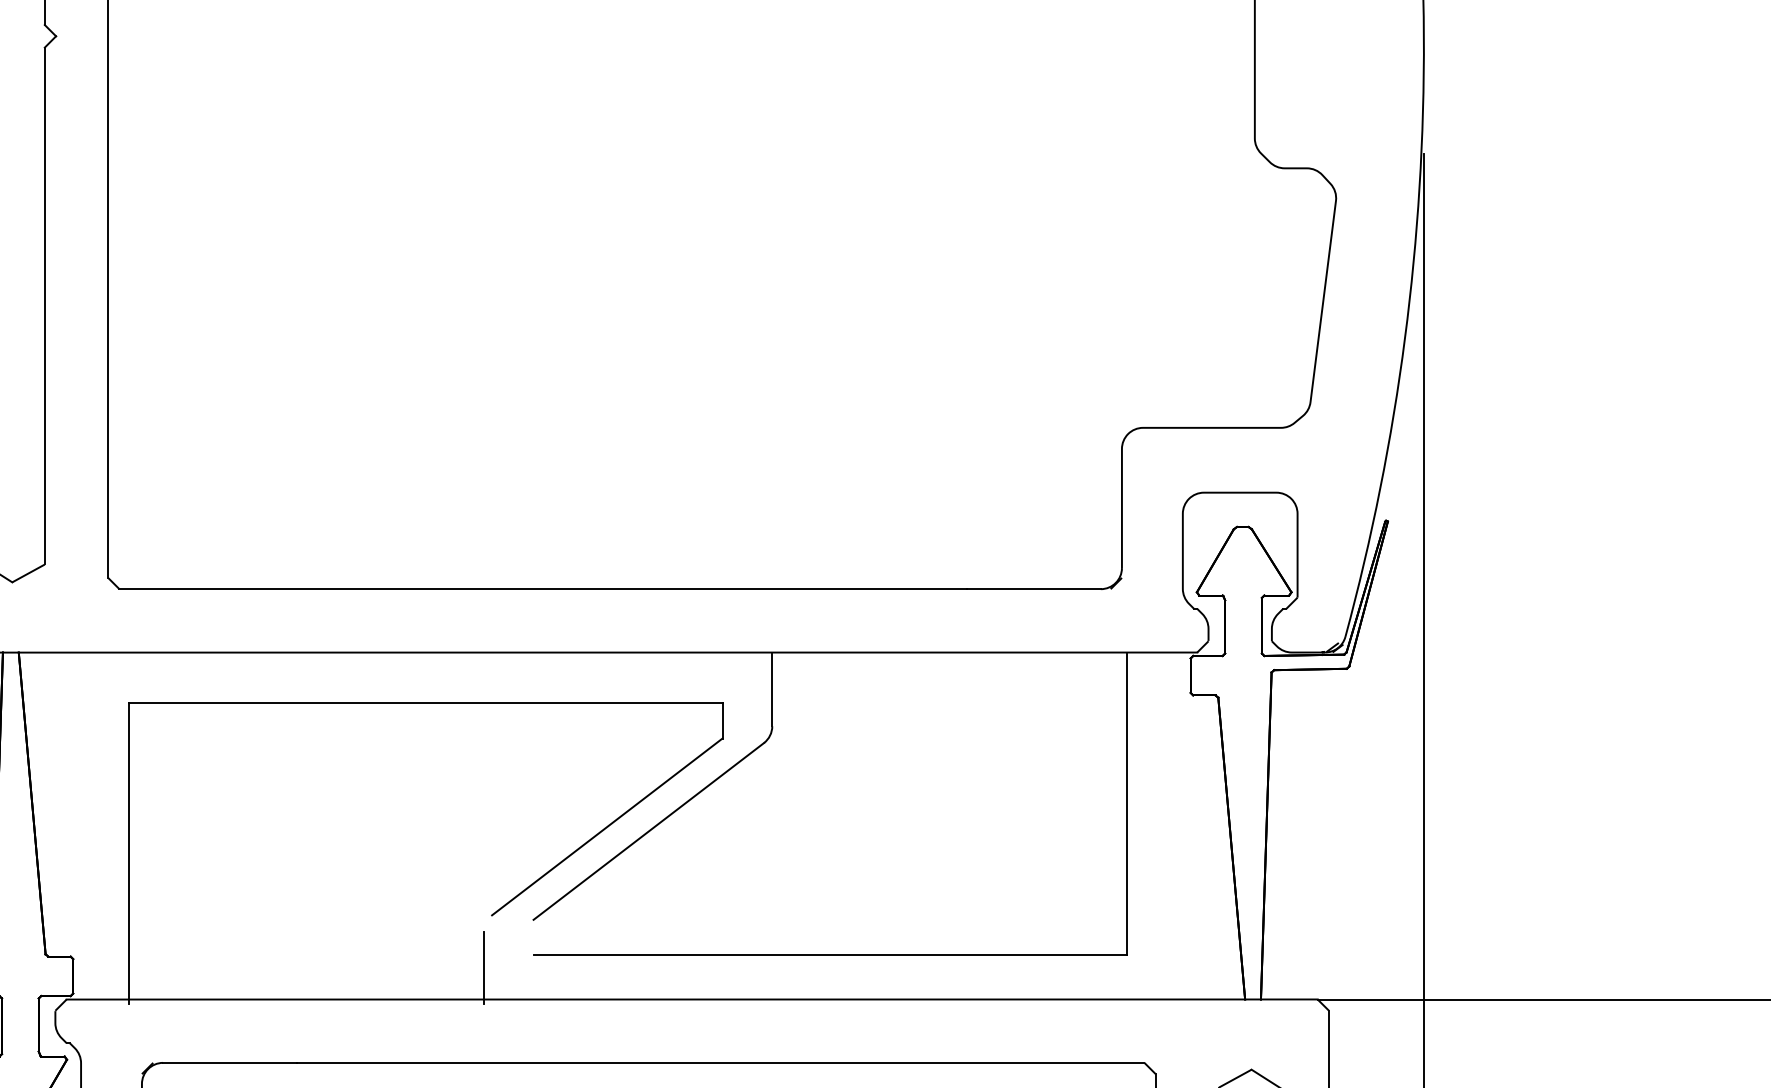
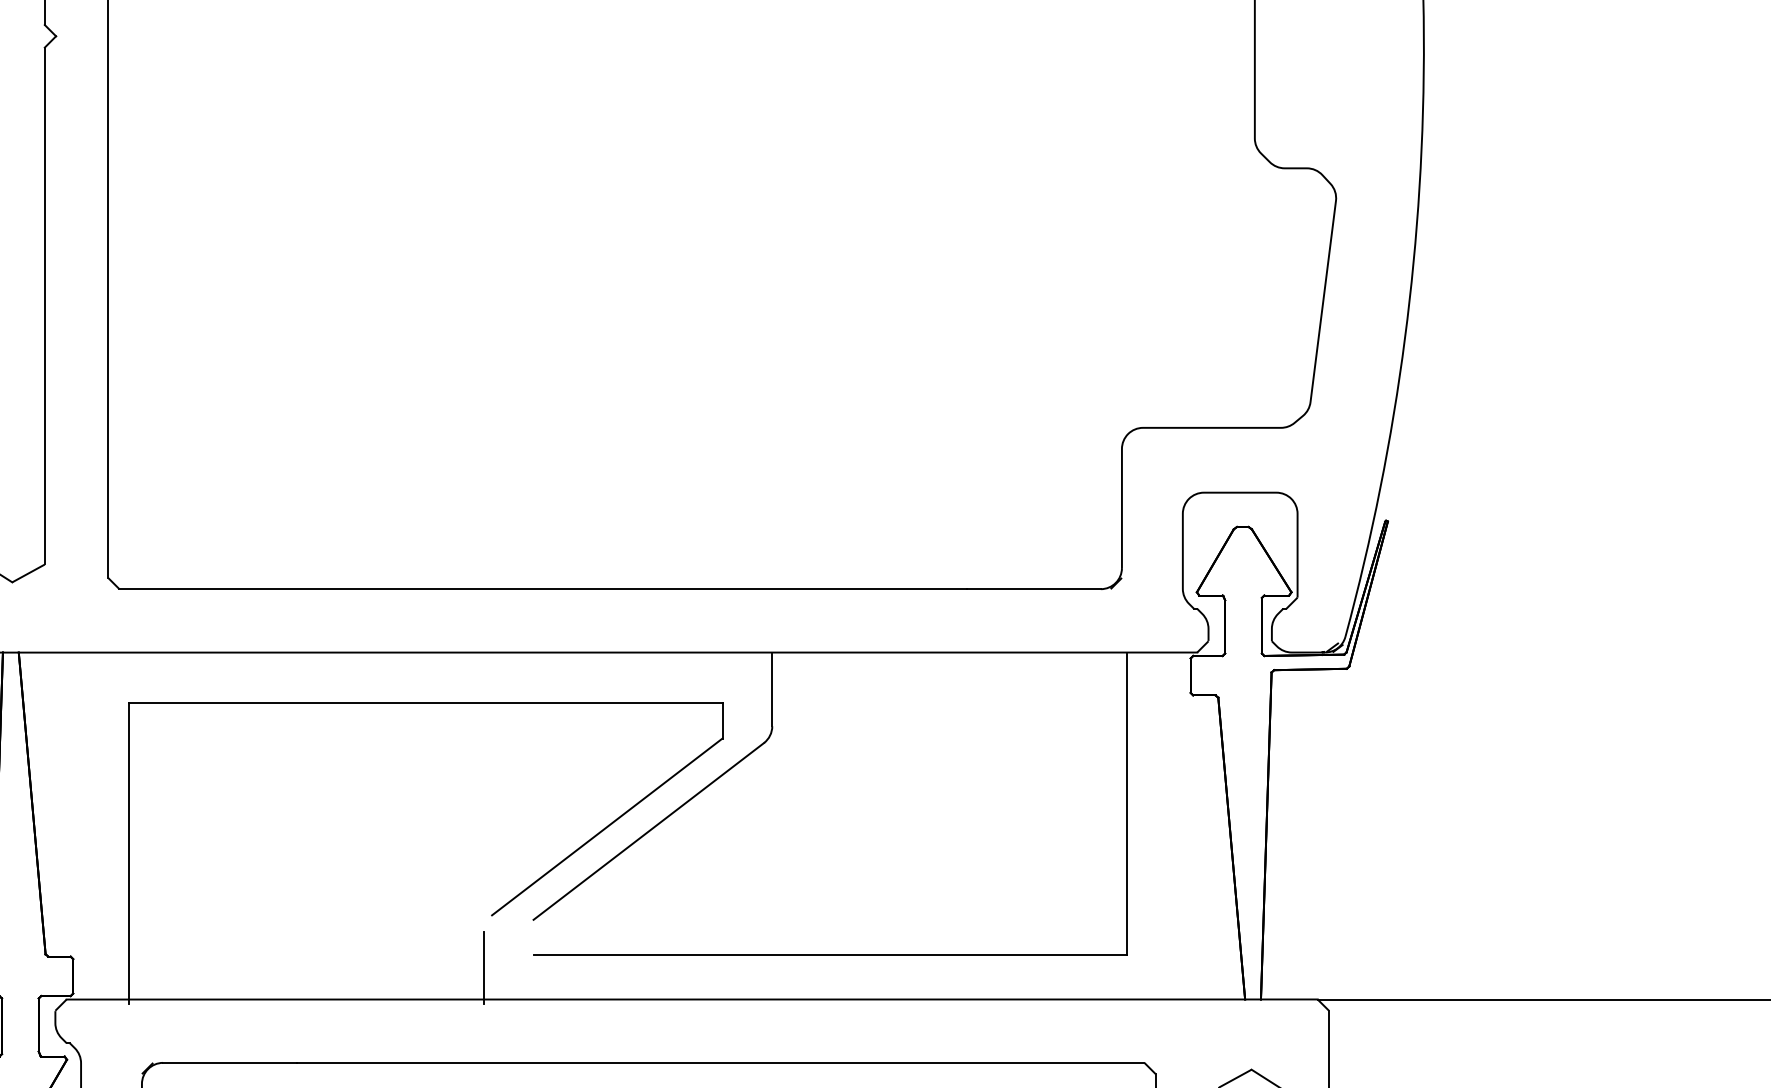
line: present -> none (1423, 618)
